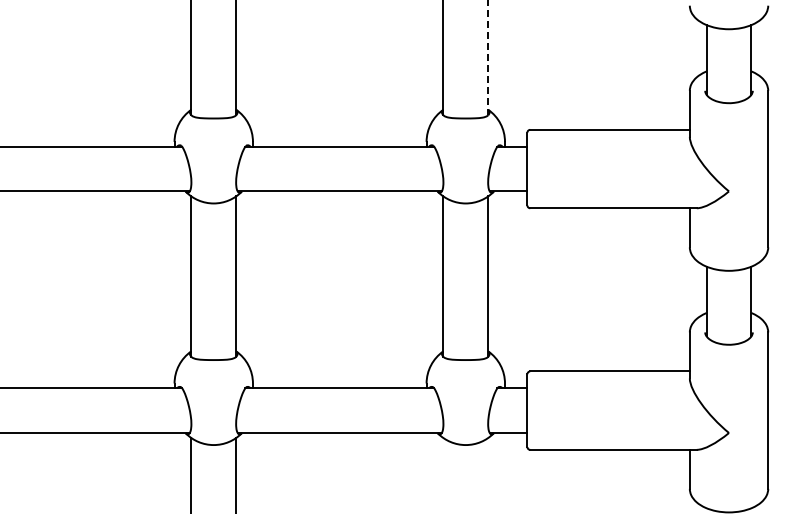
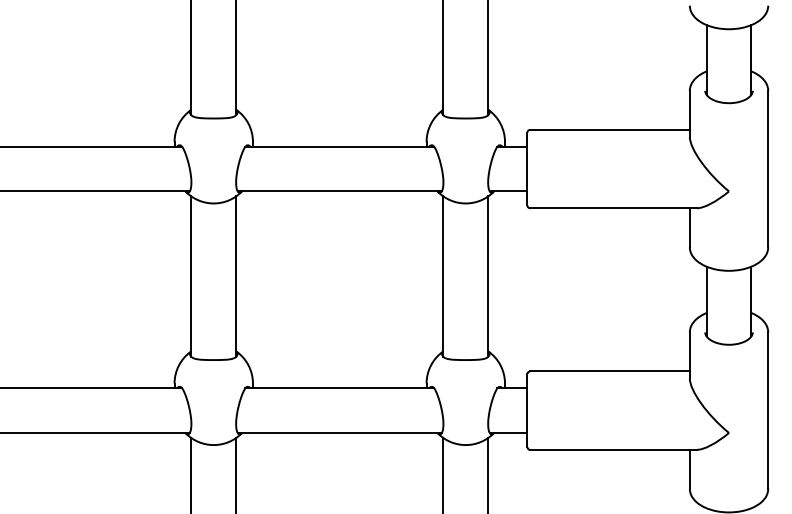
line: dashed -> solid (488, 58)
line: none -> present (443, 474)
line: none -> present (488, 474)
